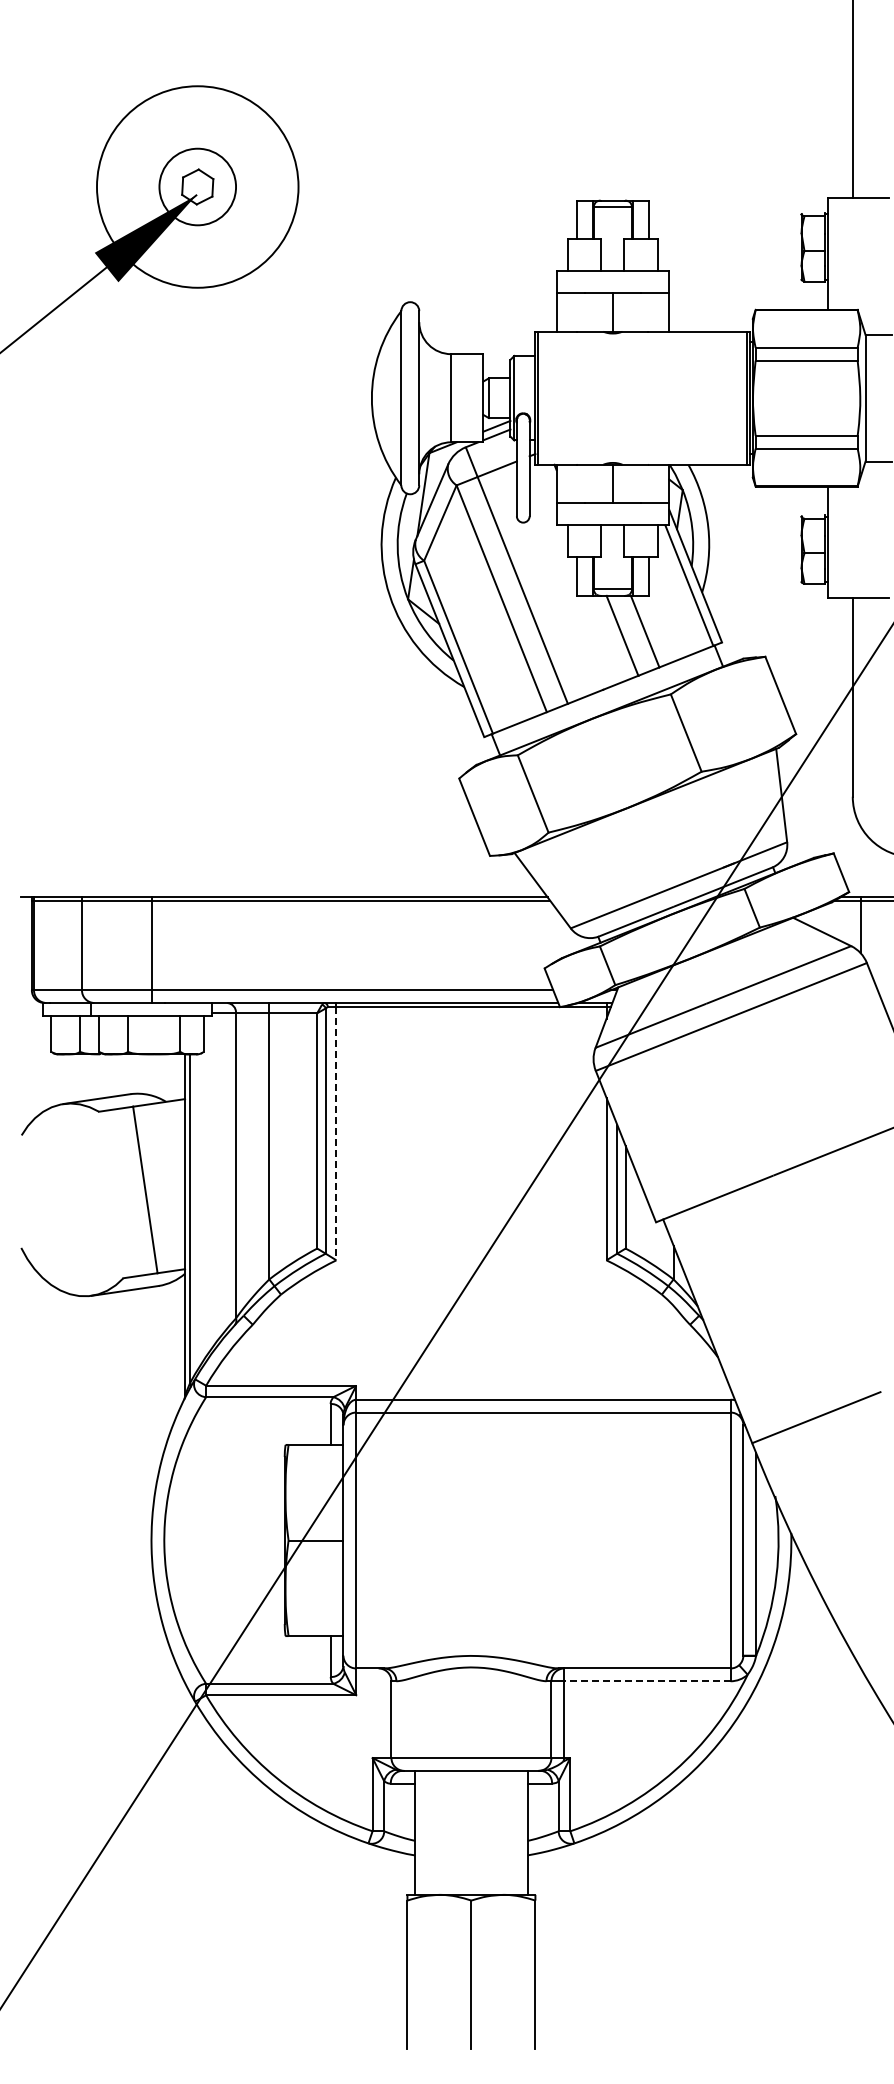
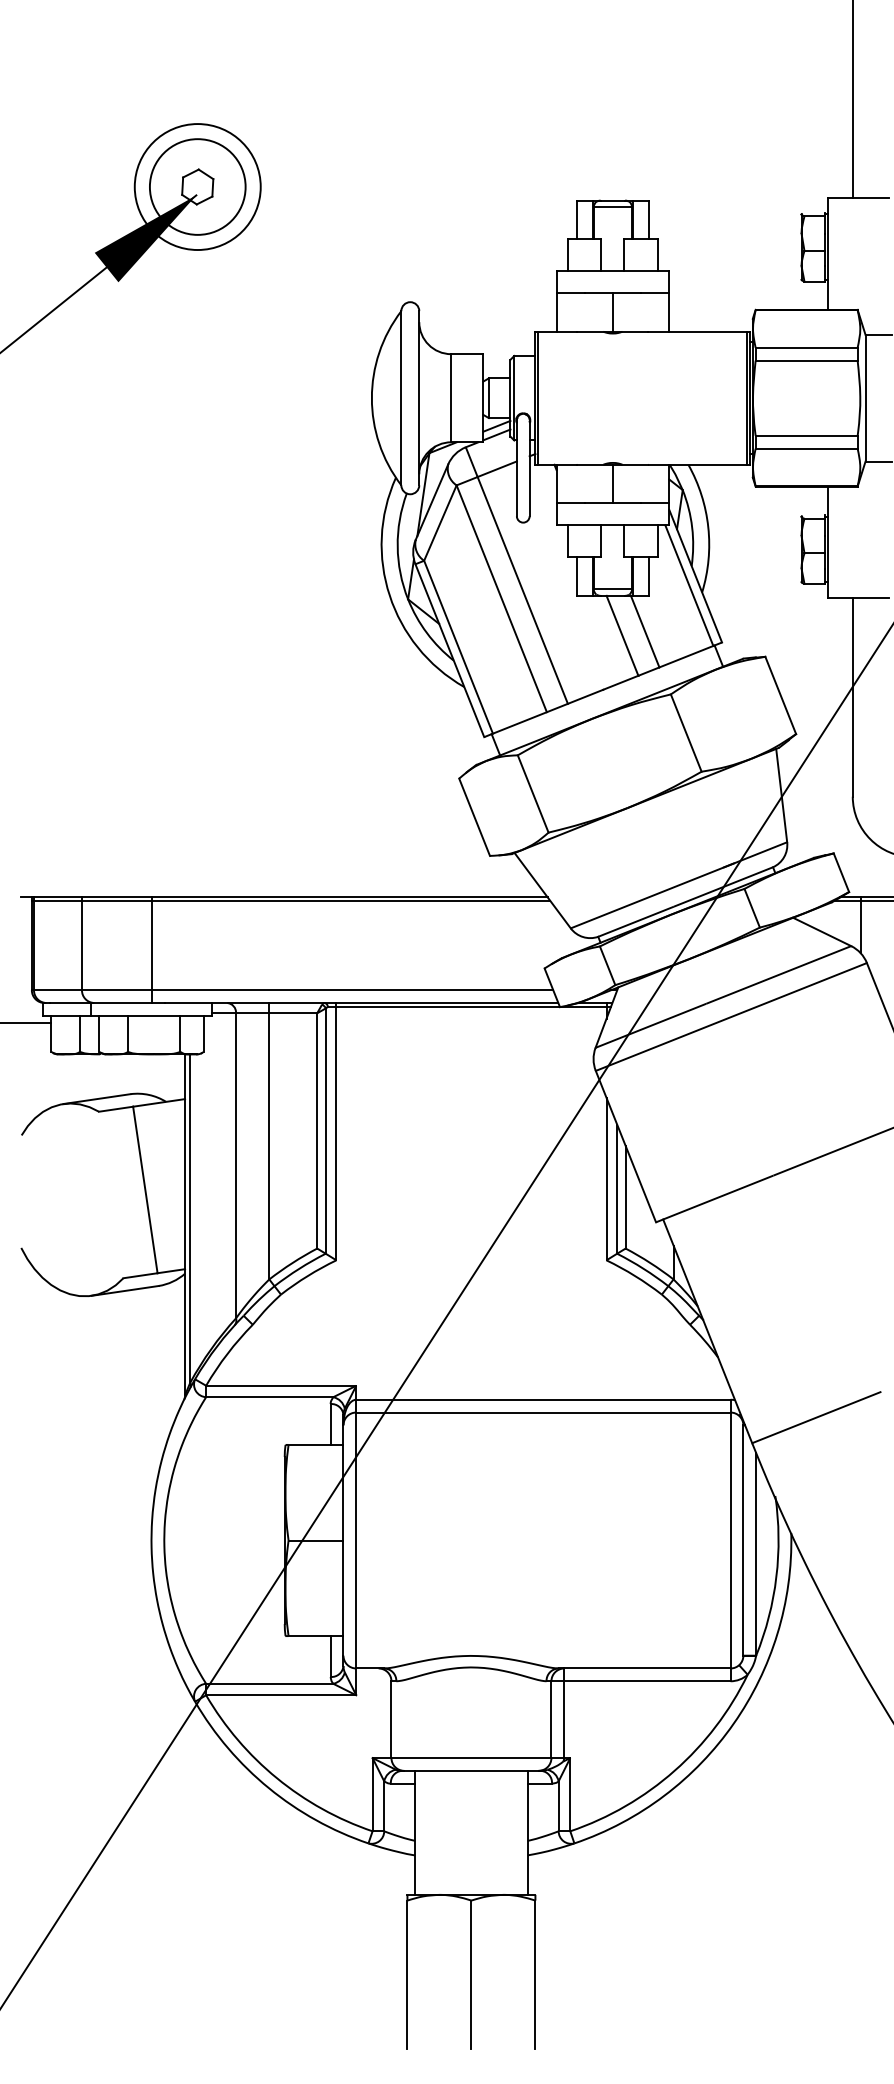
circle diameter: 202 px -> 126 px (197, 187)
circle diameter: 77 px -> 96 px (197, 186)
line: none -> present (26, 1023)
line: dashed -> solid (336, 1134)
line: dashed -> solid (646, 1681)
